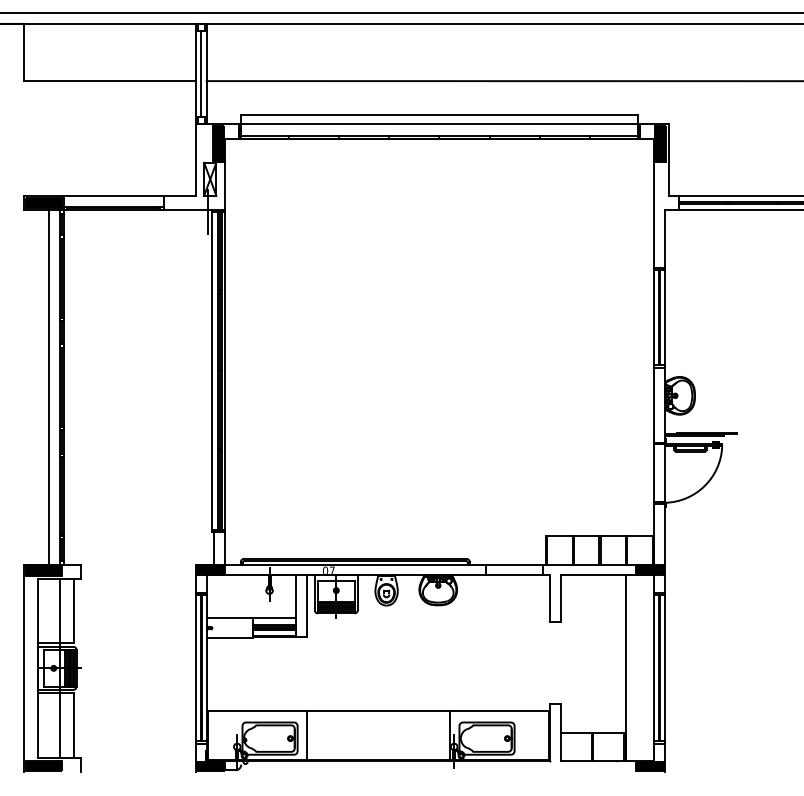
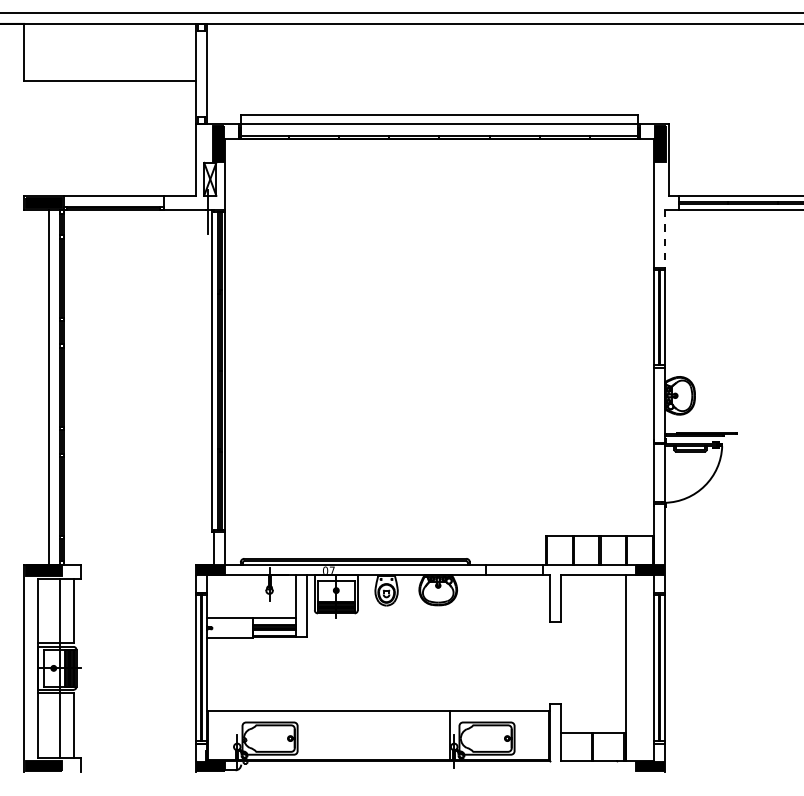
line: present -> none (201, 74)
line: present -> none (503, 81)
line: solid -> dashed (664, 238)
line: present -> none (307, 735)
